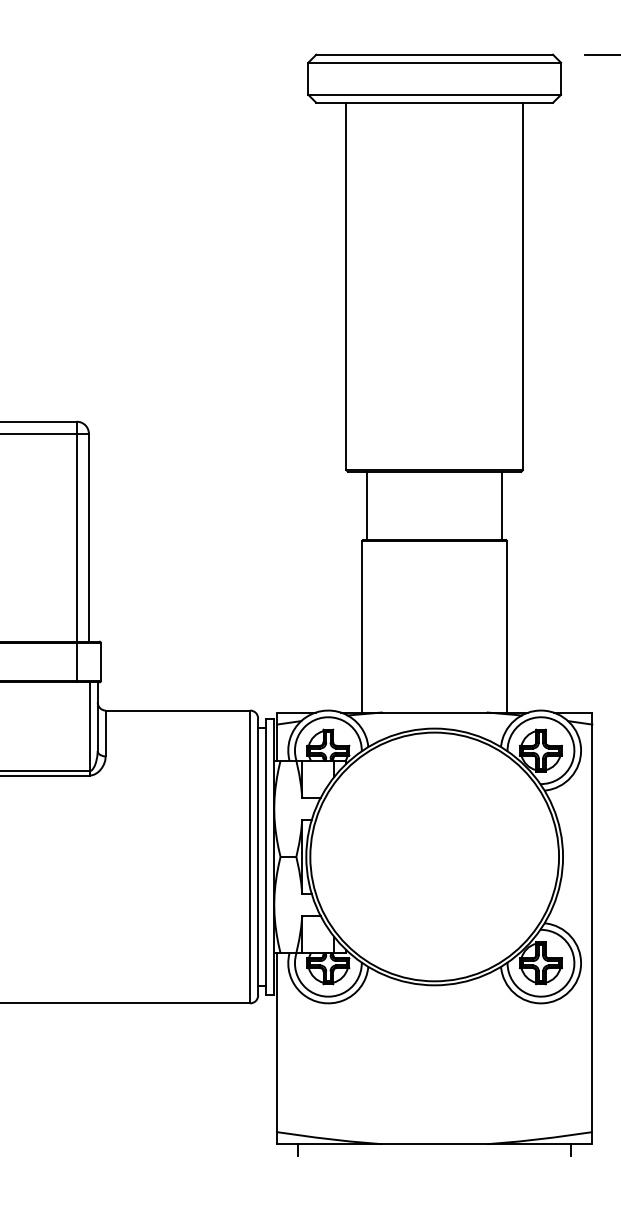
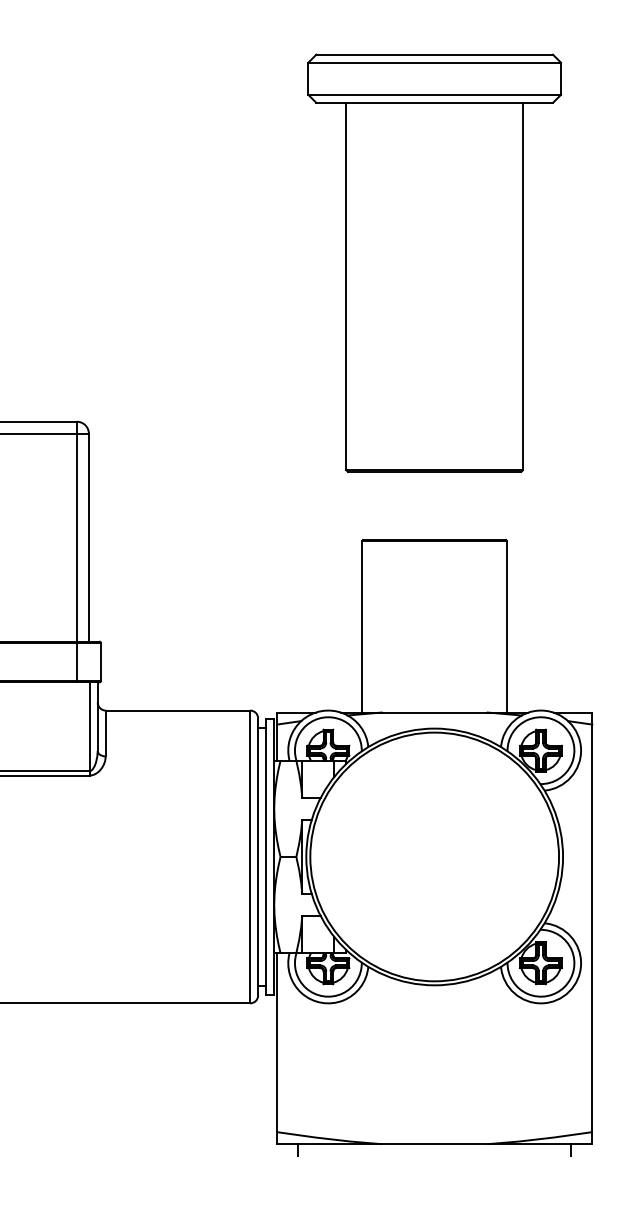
line: present -> none (601, 54)
line: present -> none (367, 505)
line: present -> none (502, 505)
